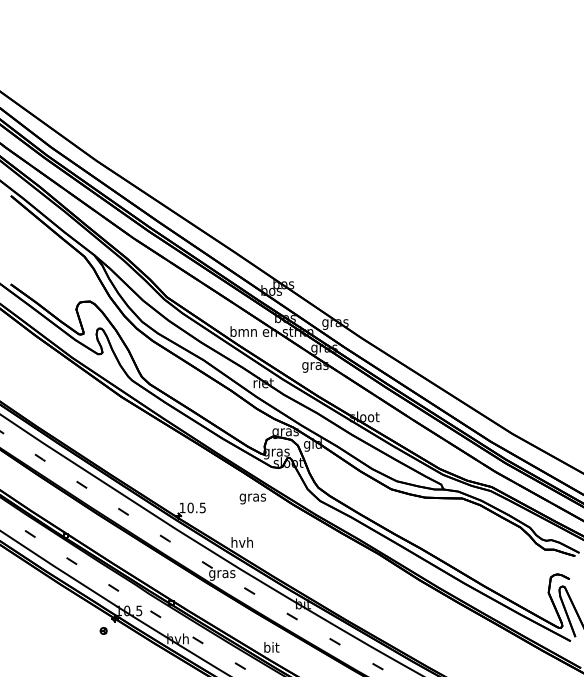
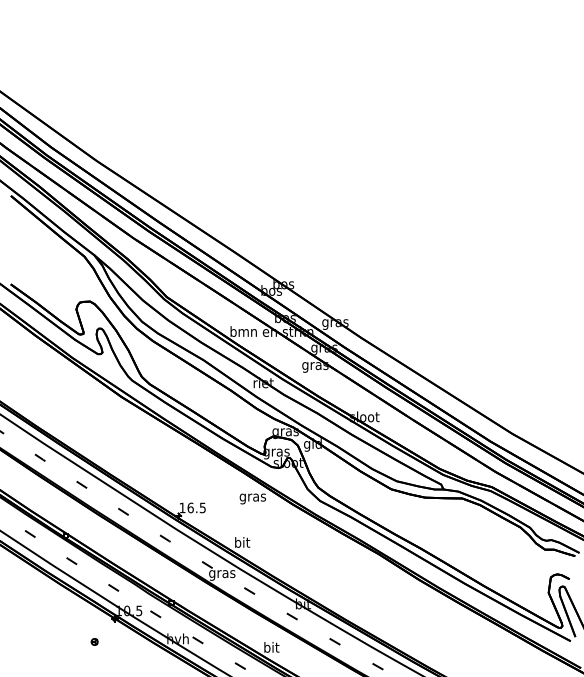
text: 10.5 -> 16.5 (190, 507)
text: hvh -> bit (241, 542)
part position: (103, 630) -> (94, 641) (94, 641)
